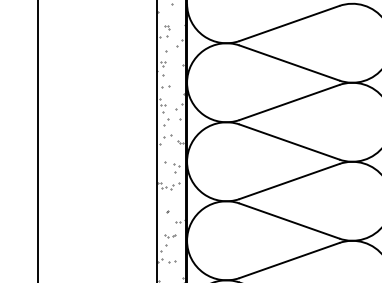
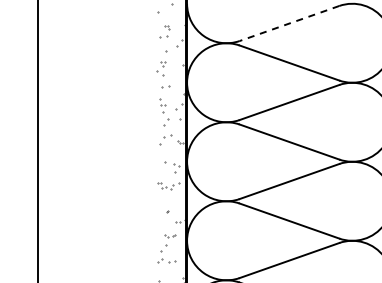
line: solid -> dashed (289, 23)
line: present -> none (157, 140)
